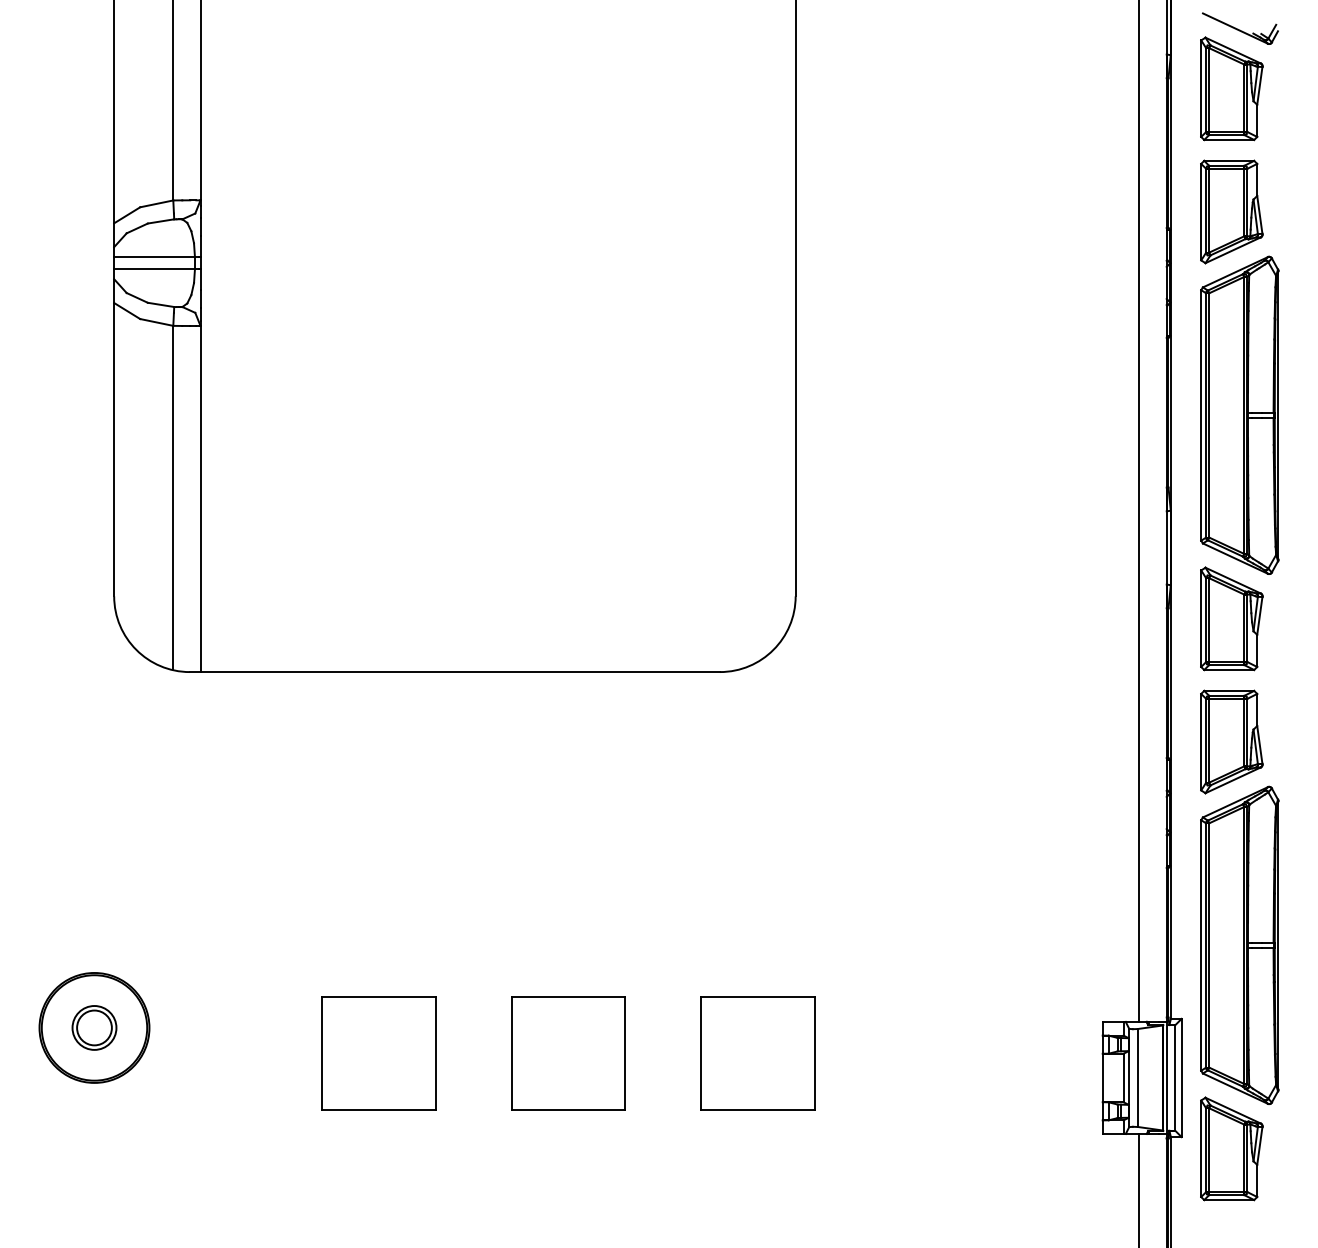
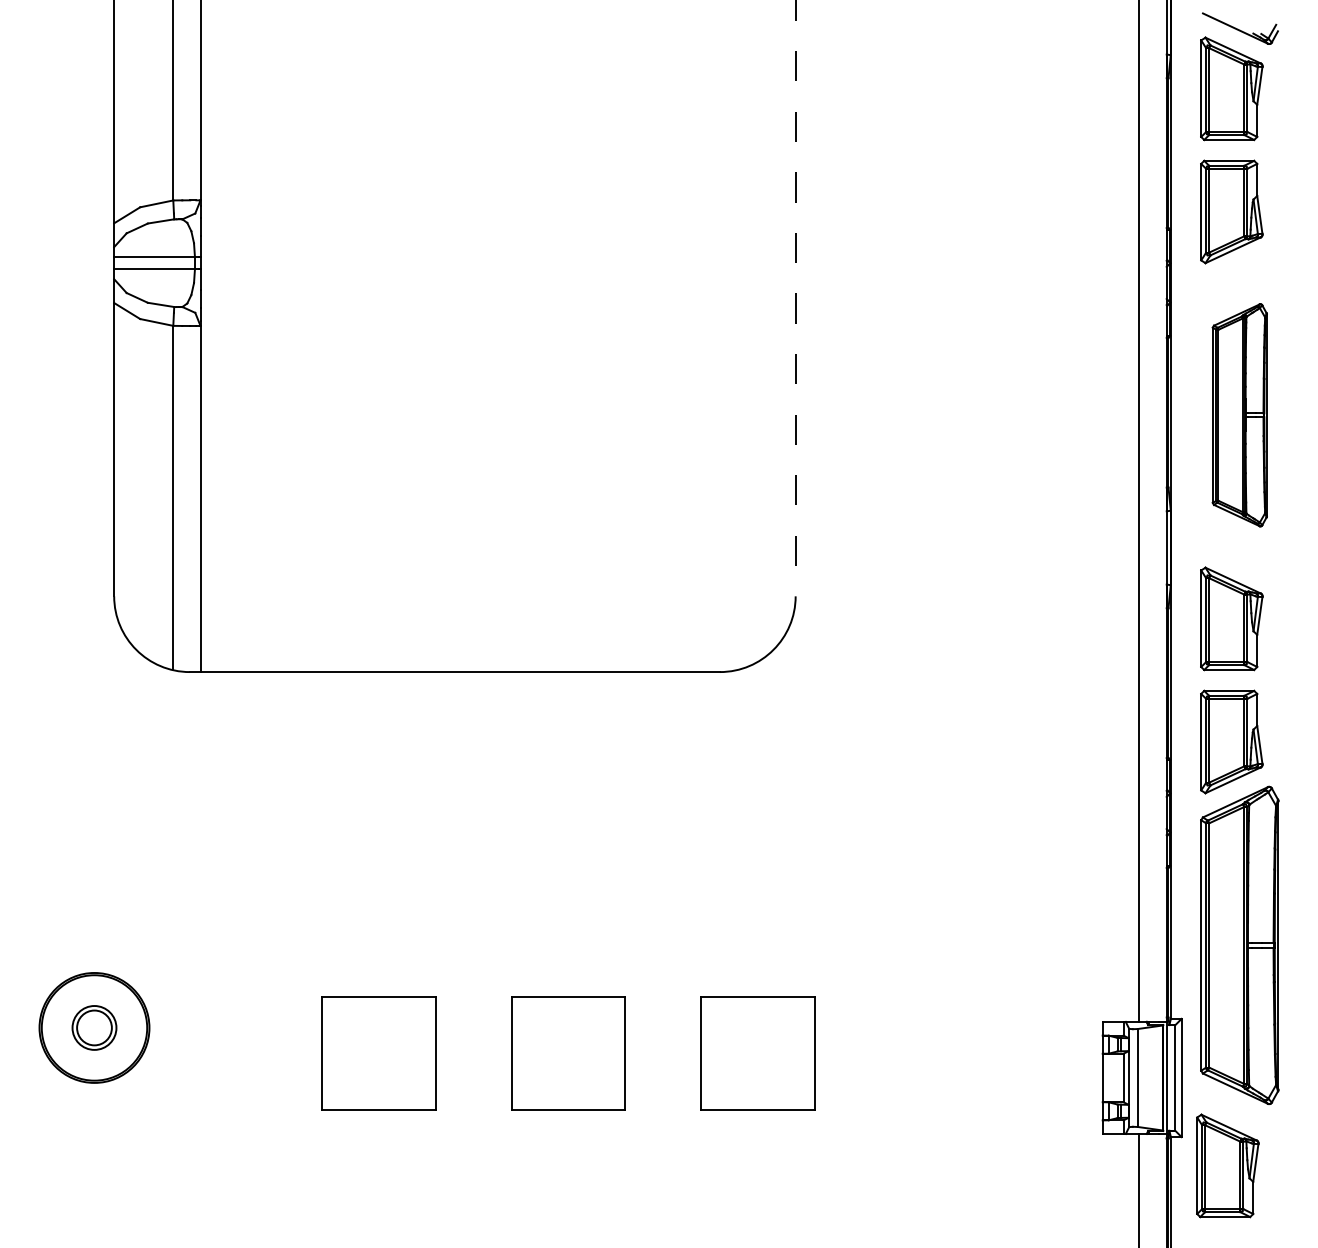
line: solid -> dashed (795, 298)
part size: 80x320 px -> 57x225 px (1239, 415)
part position: (1231, 1148) -> (1227, 1165) (1227, 1165)
